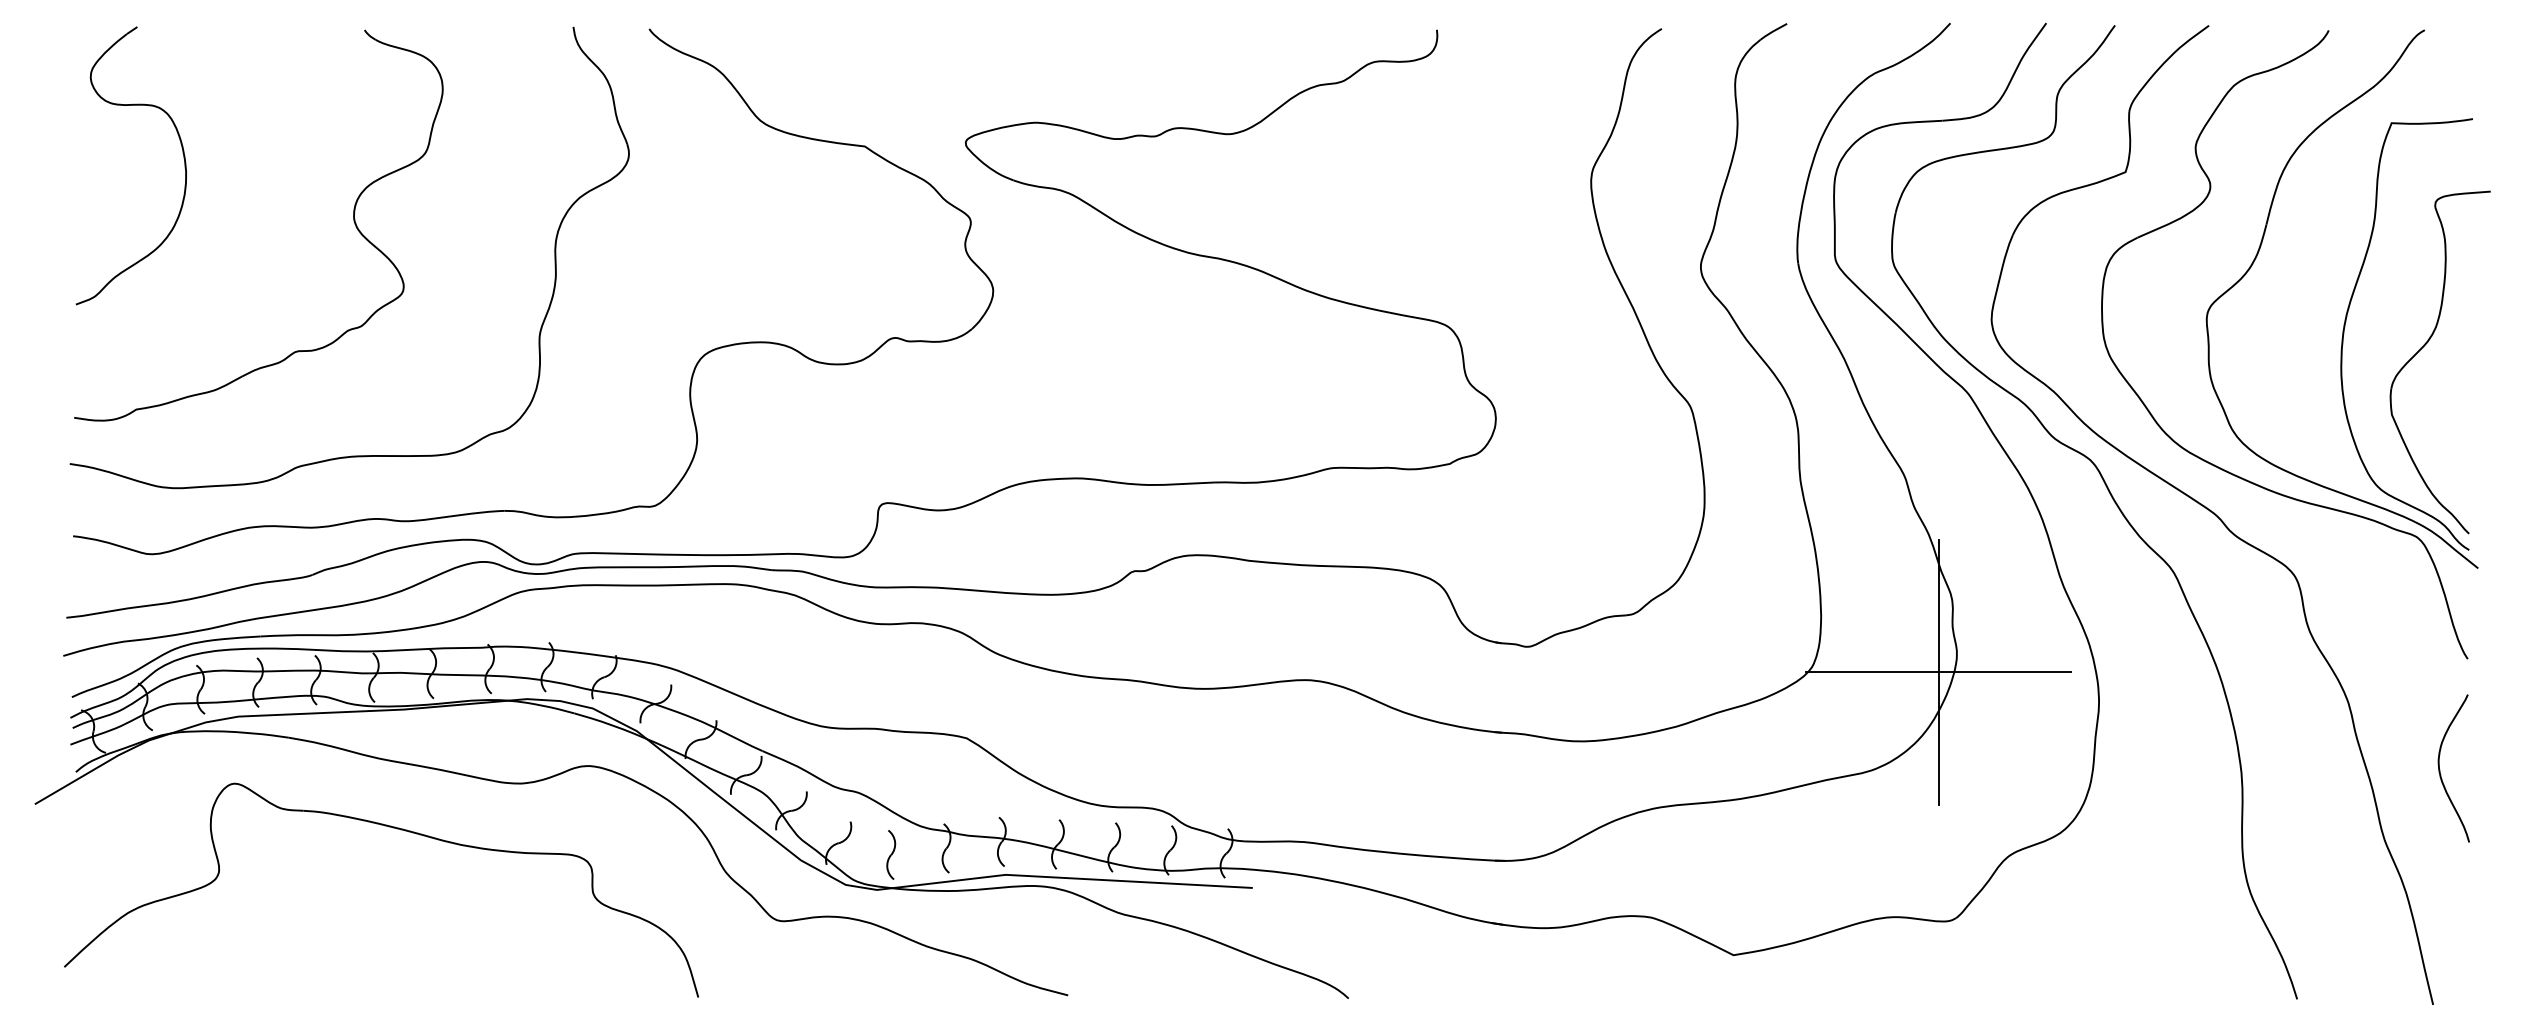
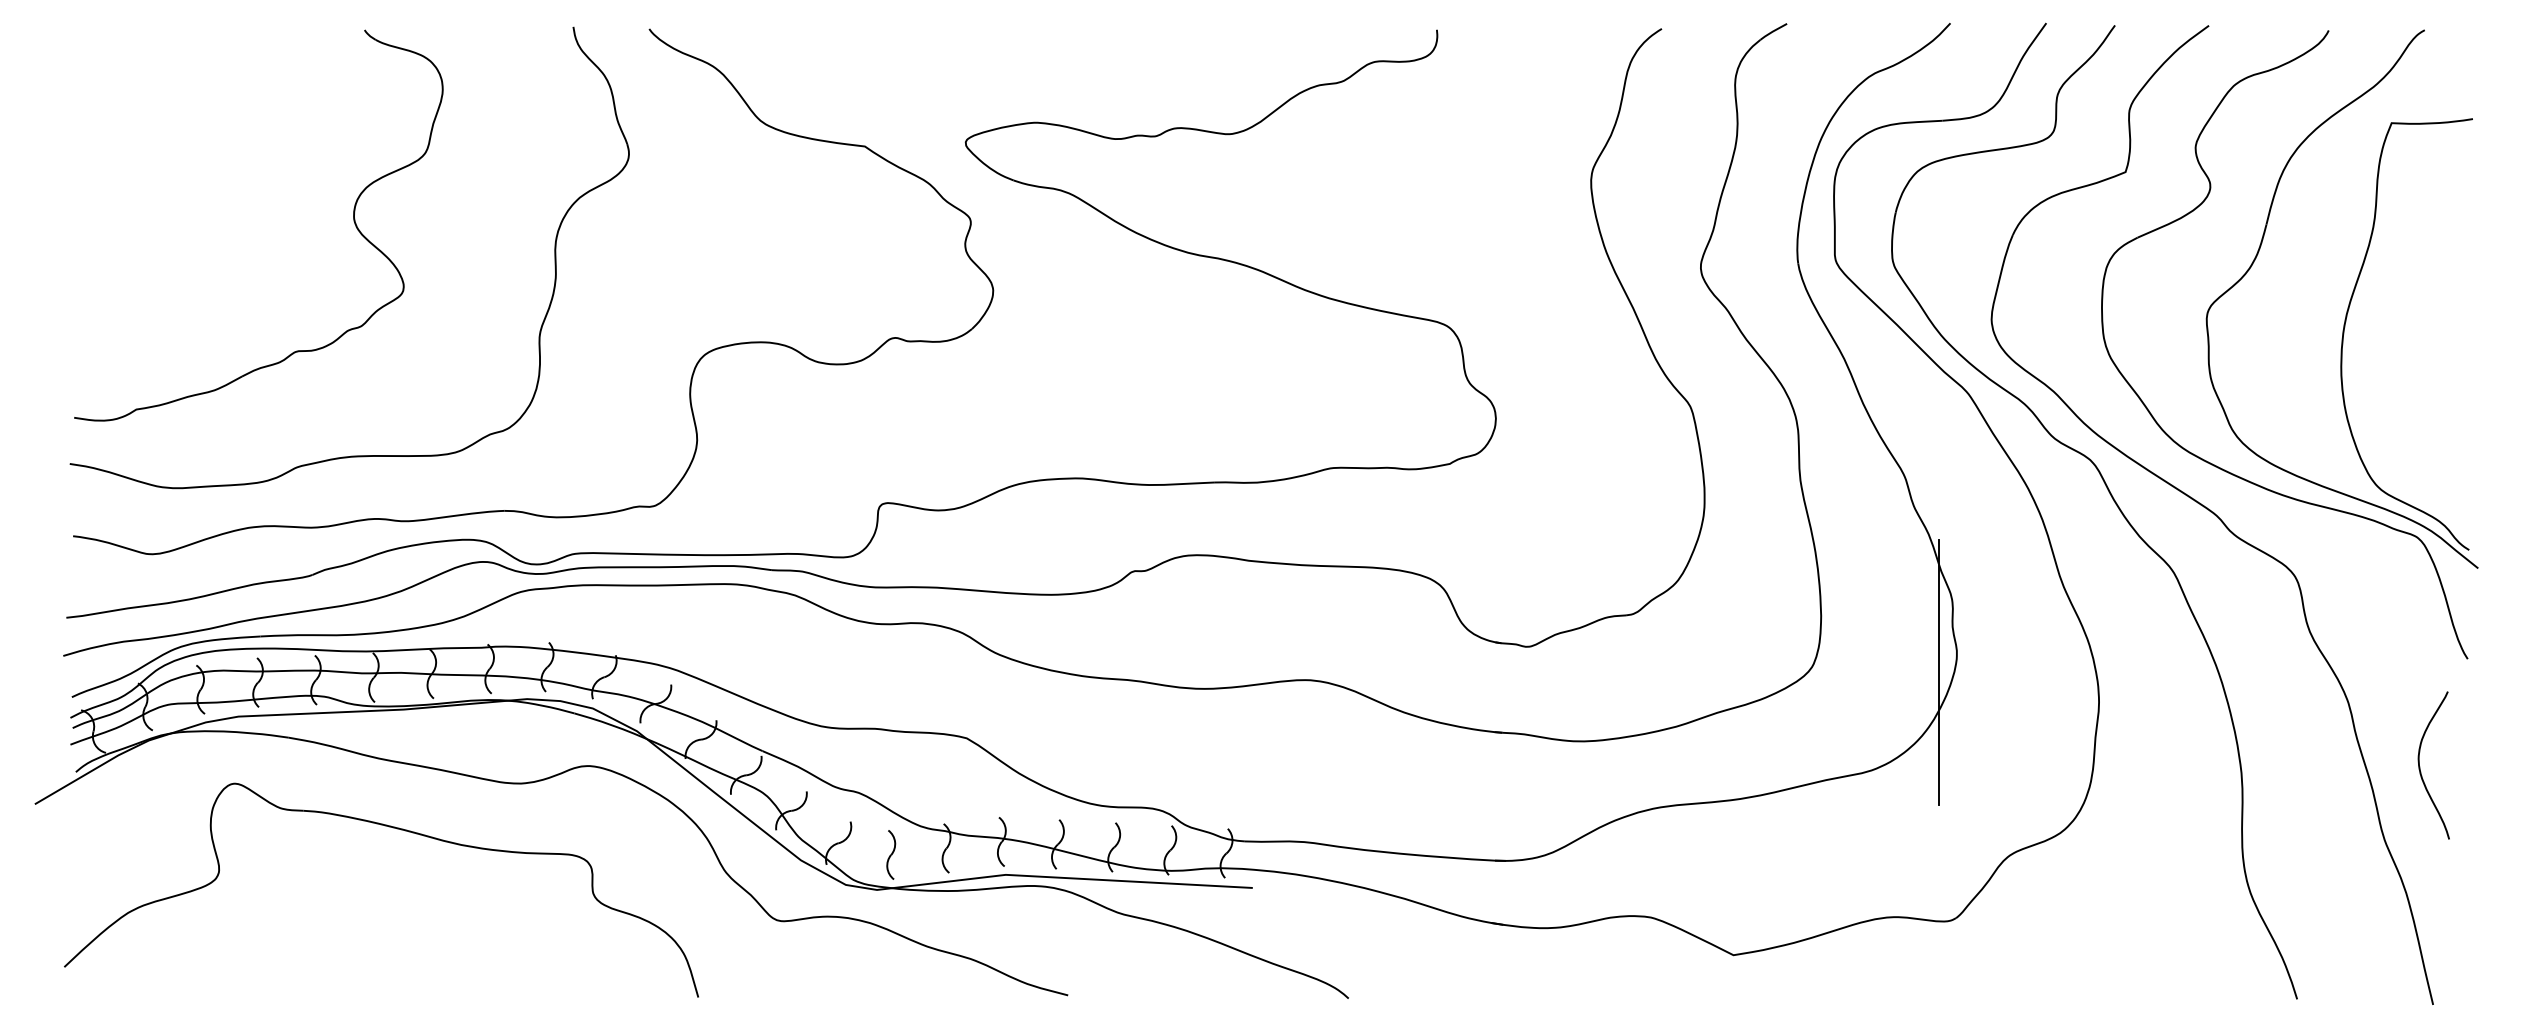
part: present -> none (182, 153)
part: present -> none (2424, 346)
line: present -> none (1938, 672)
curve position: (2440, 769) -> (2420, 766) (2420, 766)
